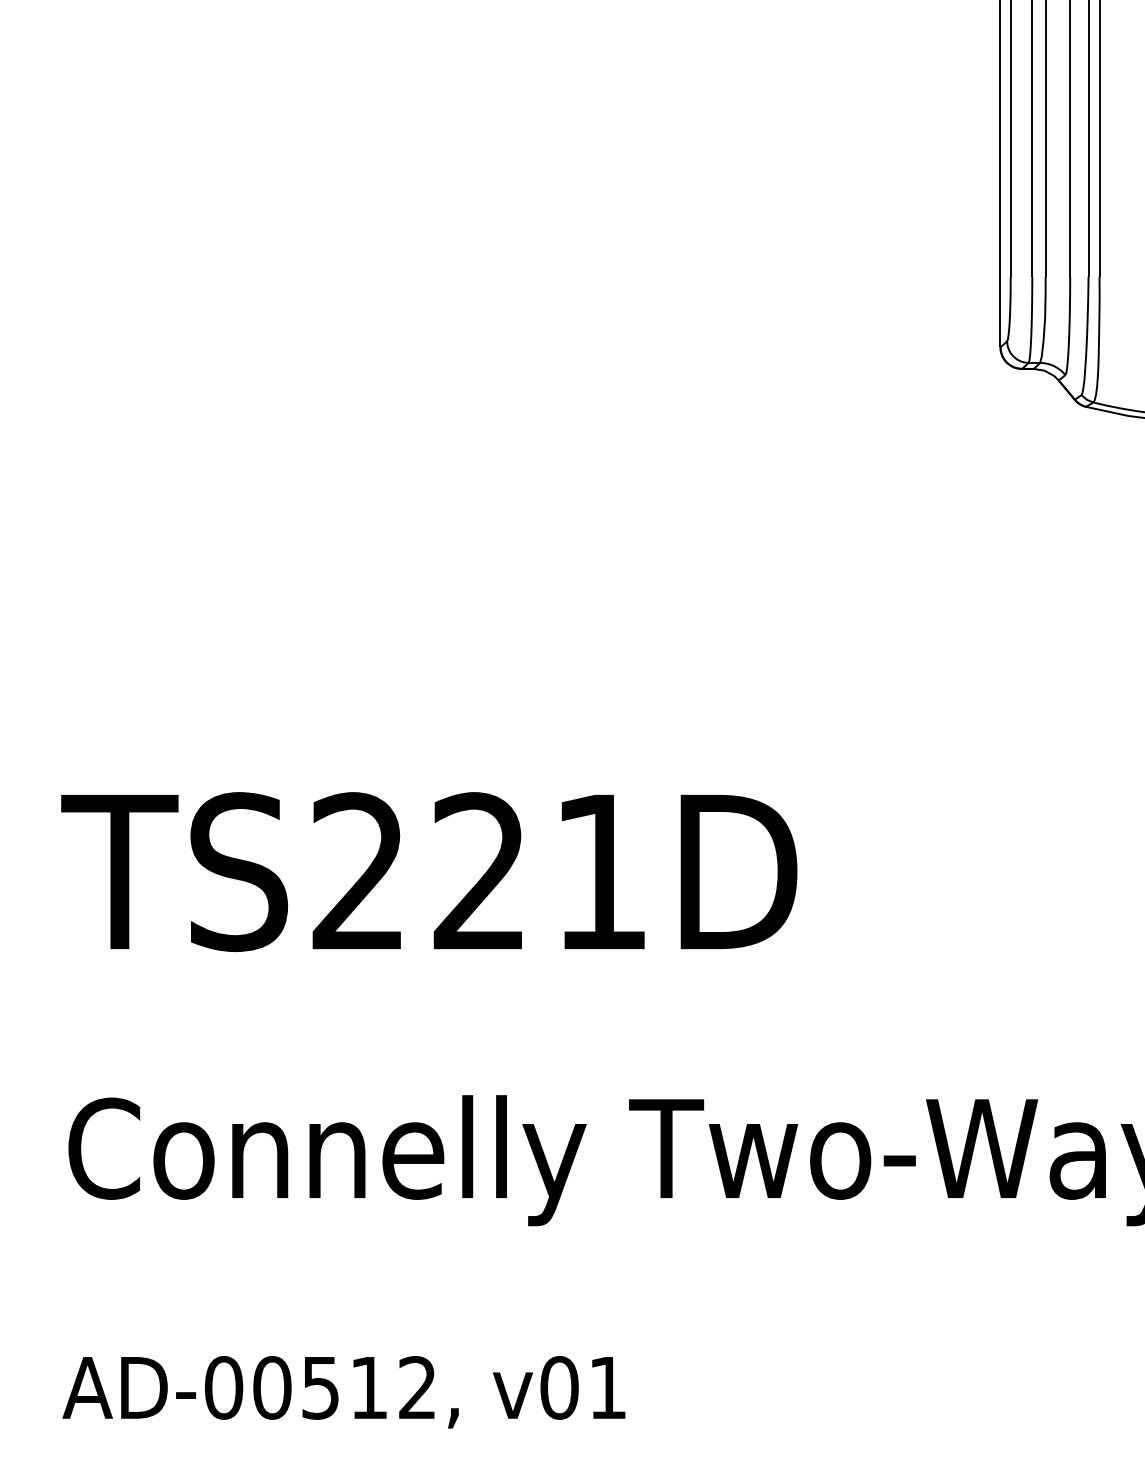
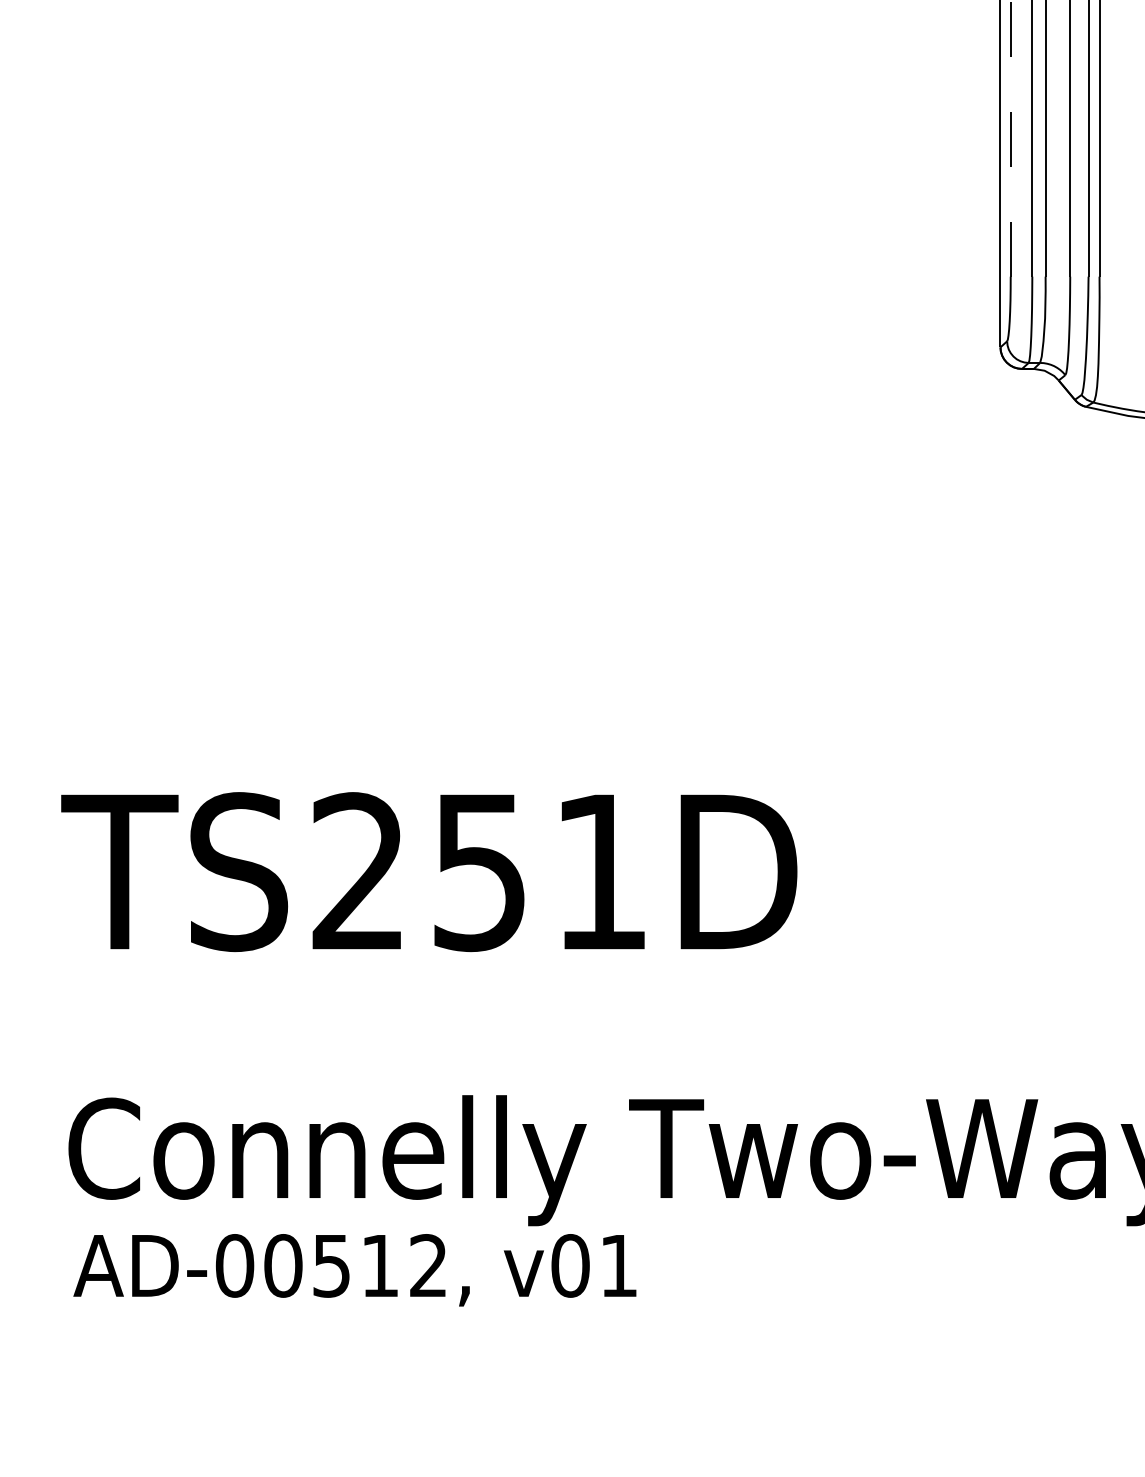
line: solid -> dashed (1010, 138)
text: TS221D -> TS251D (478, 872)
text position: (343, 1392) -> (354, 1270) (354, 1270)
